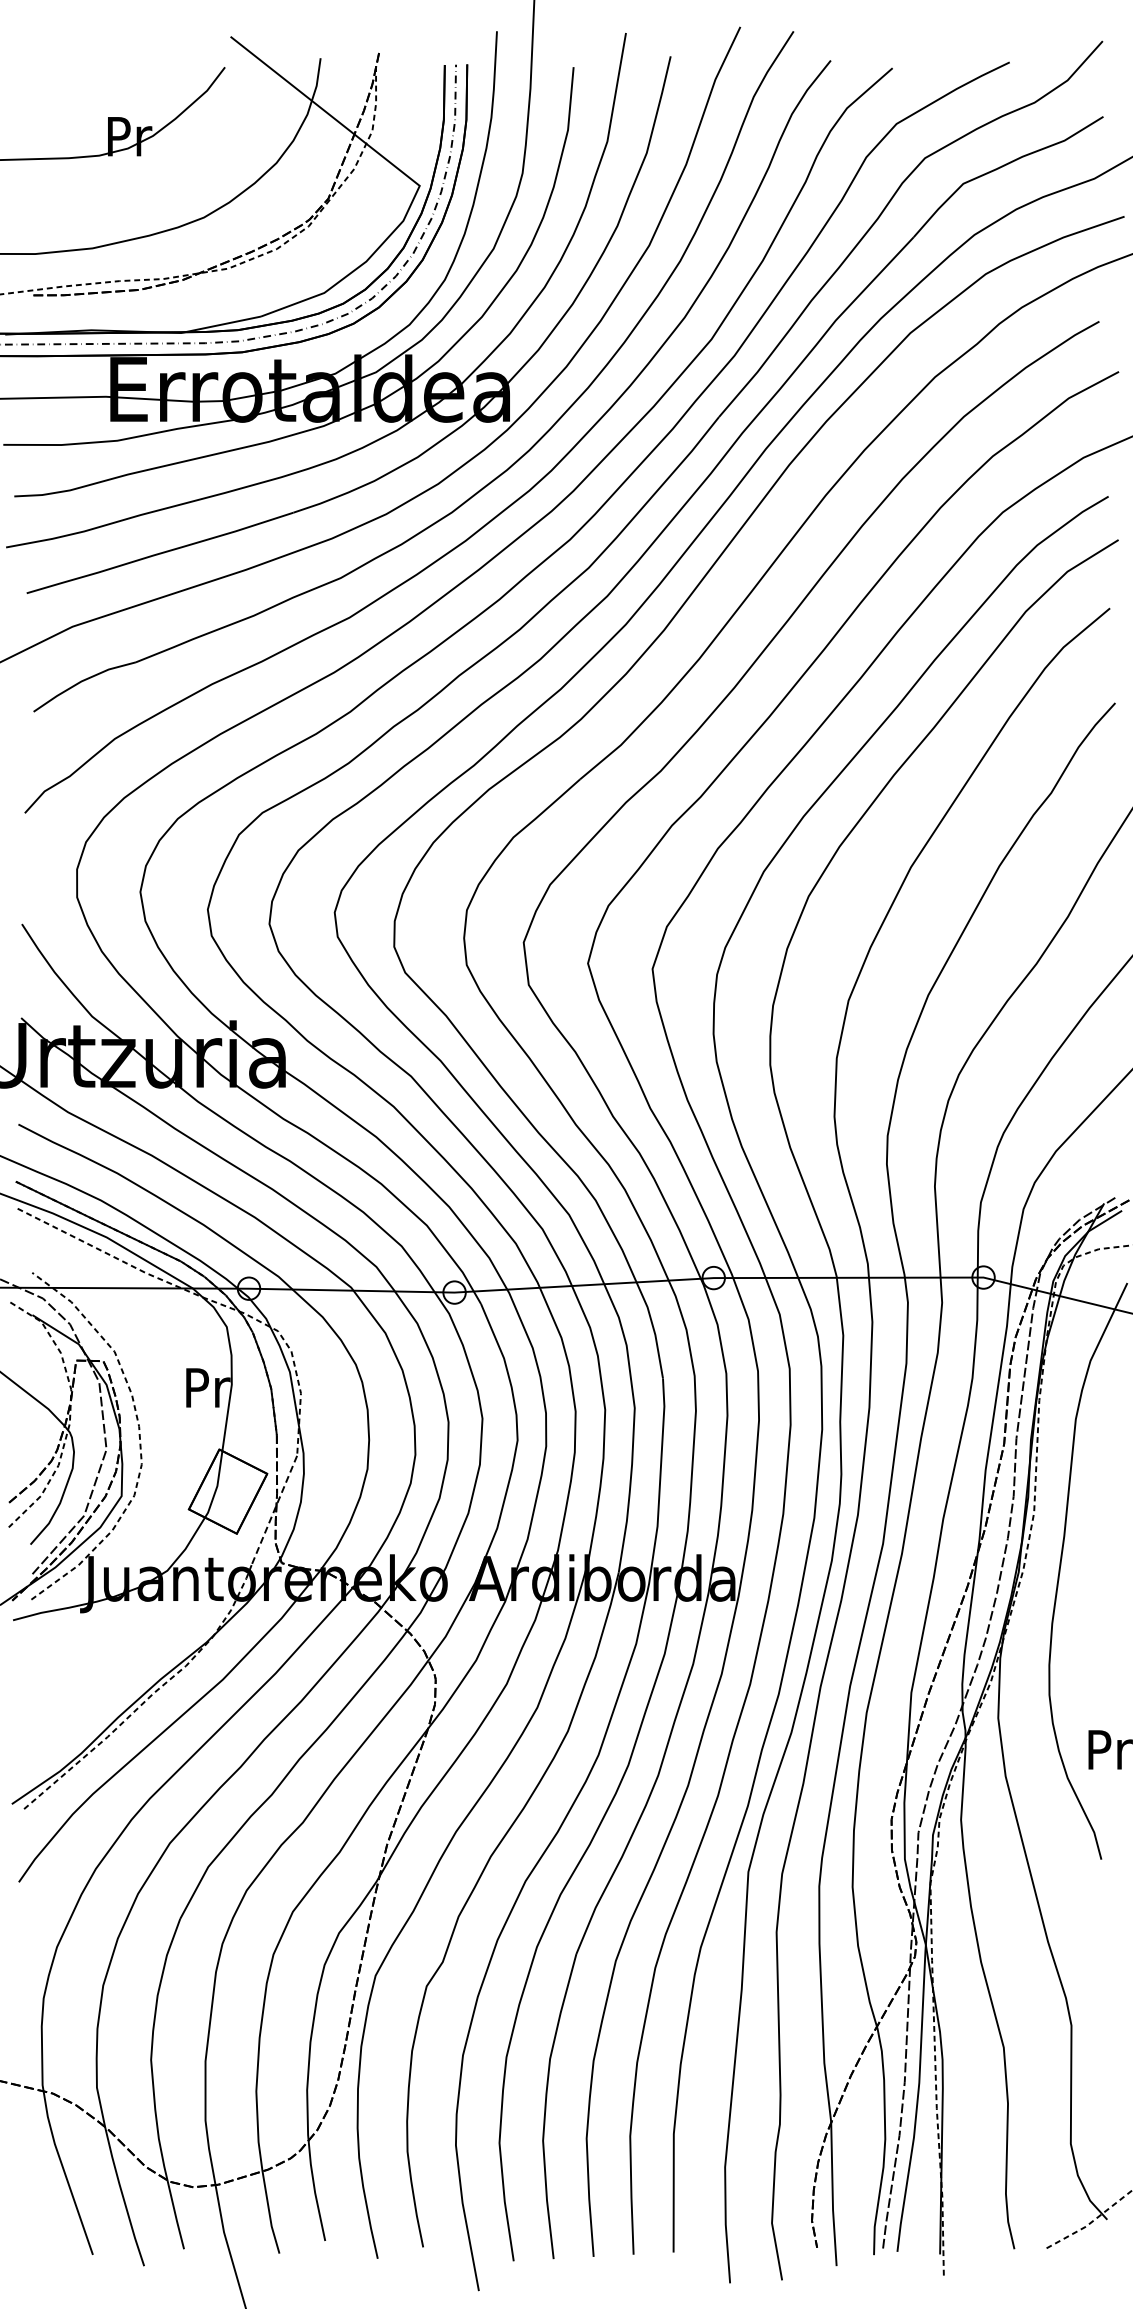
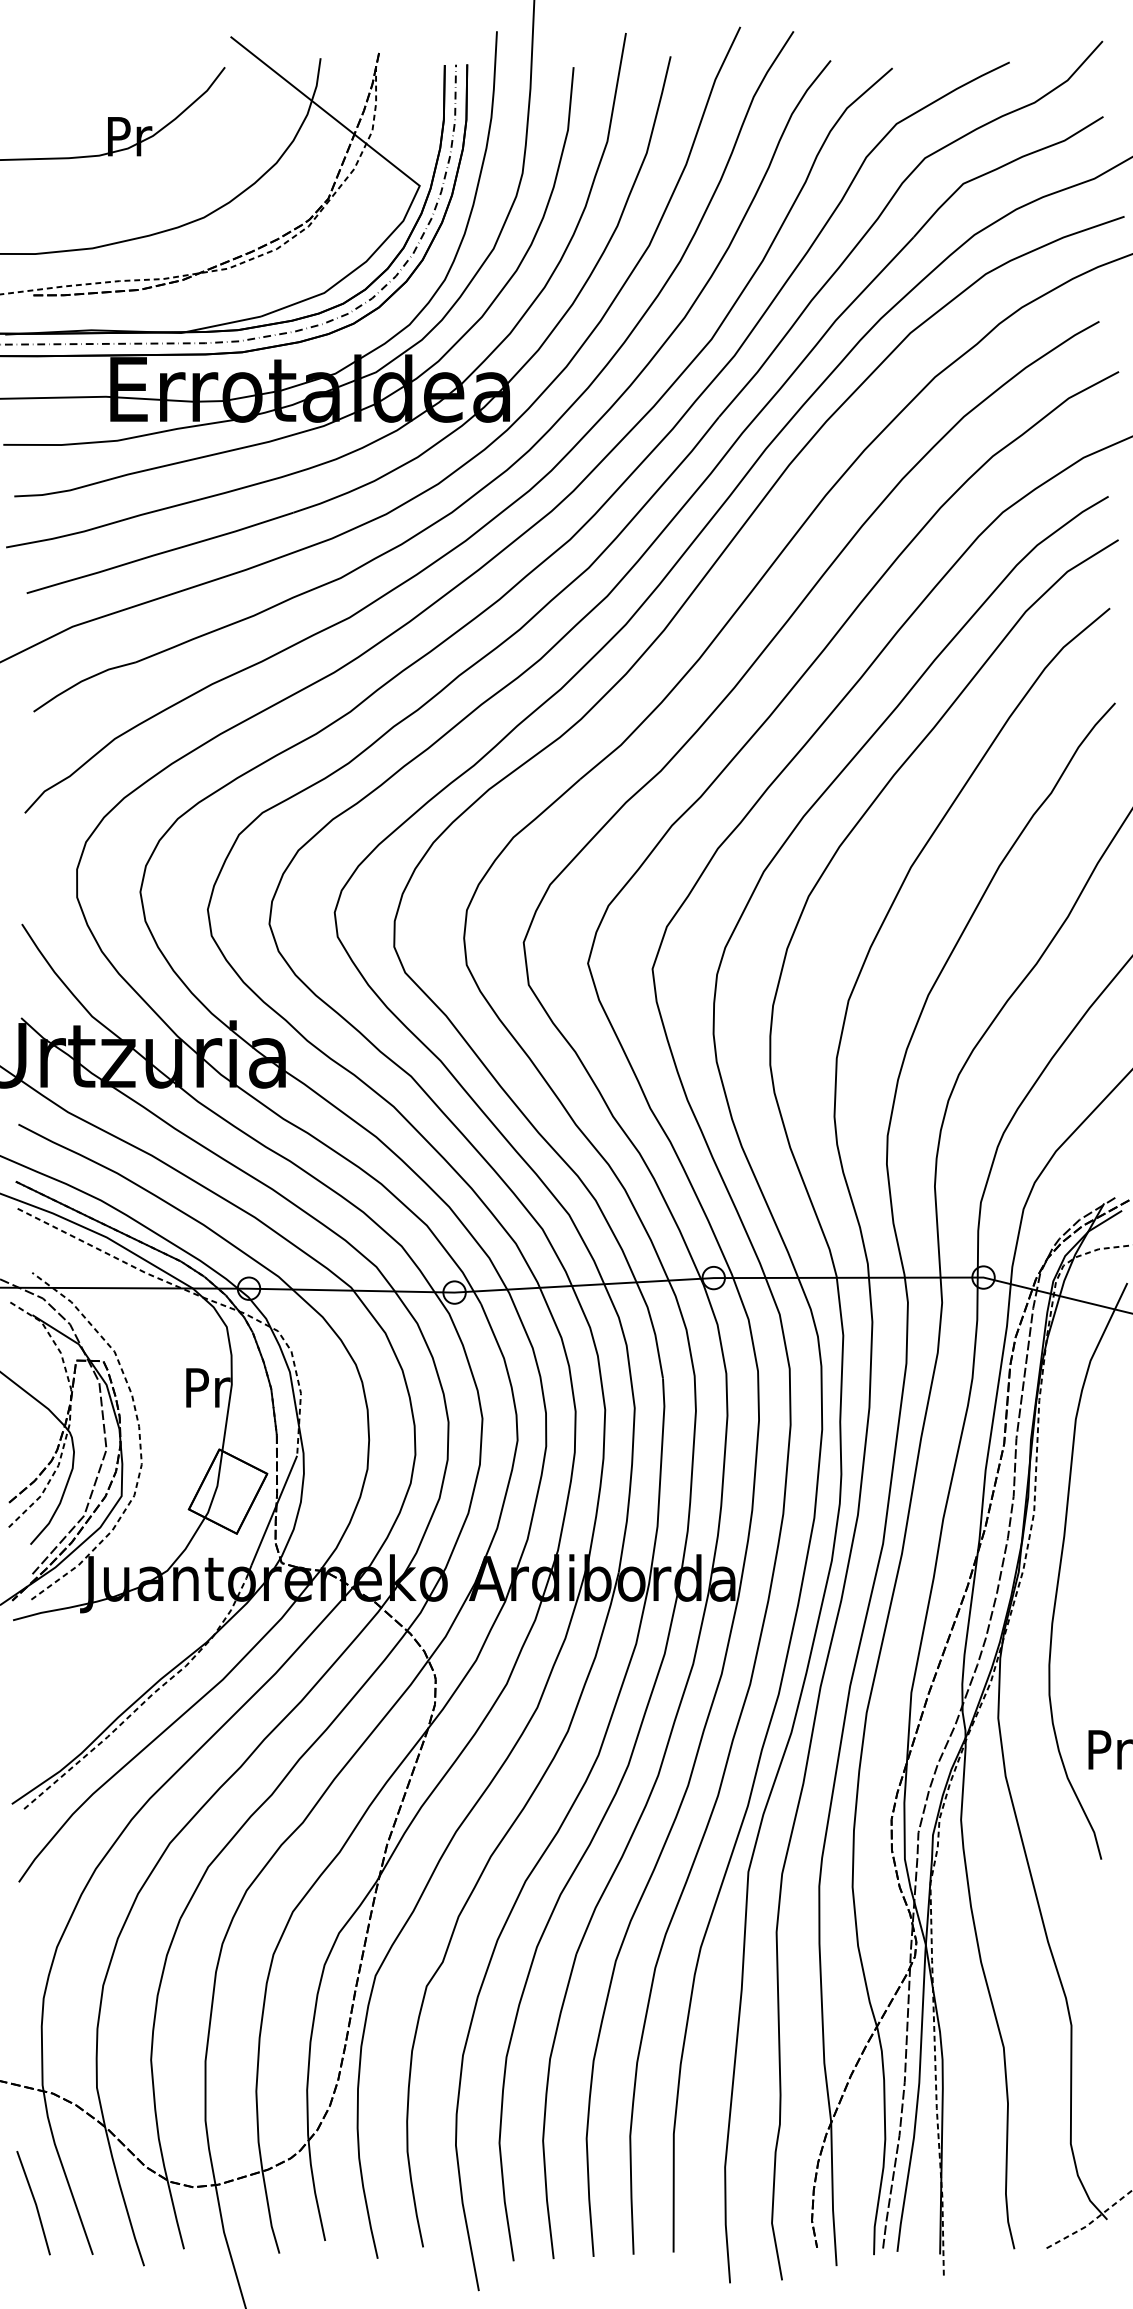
line: dashed -> solid (274, 1510)
line: none -> present (34, 2203)
